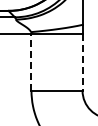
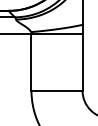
line: dashed -> solid (31, 61)
line: dashed -> solid (82, 62)
